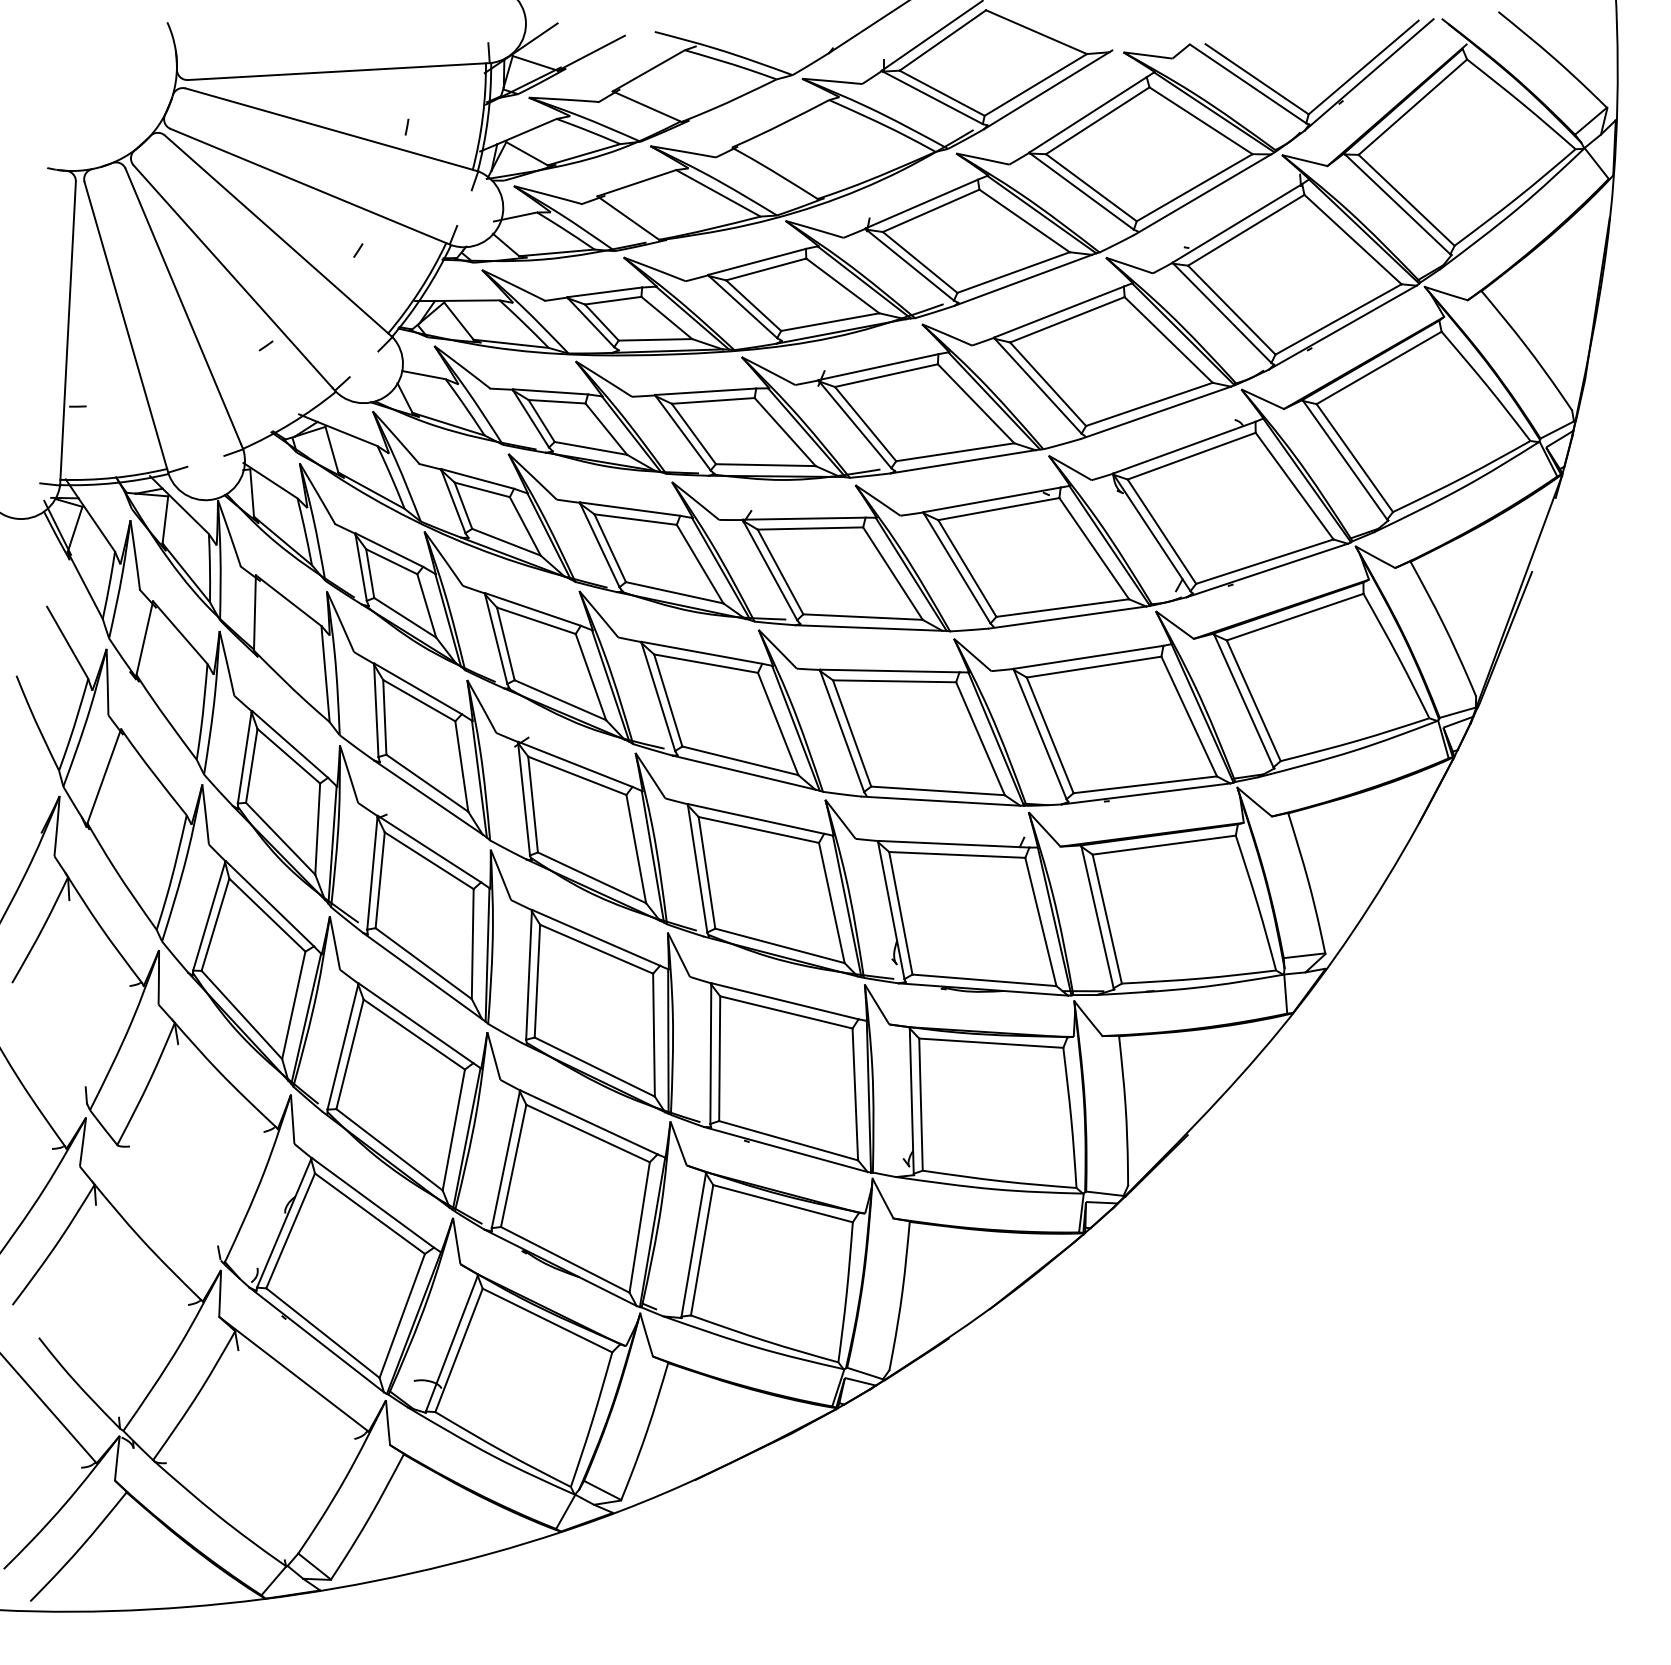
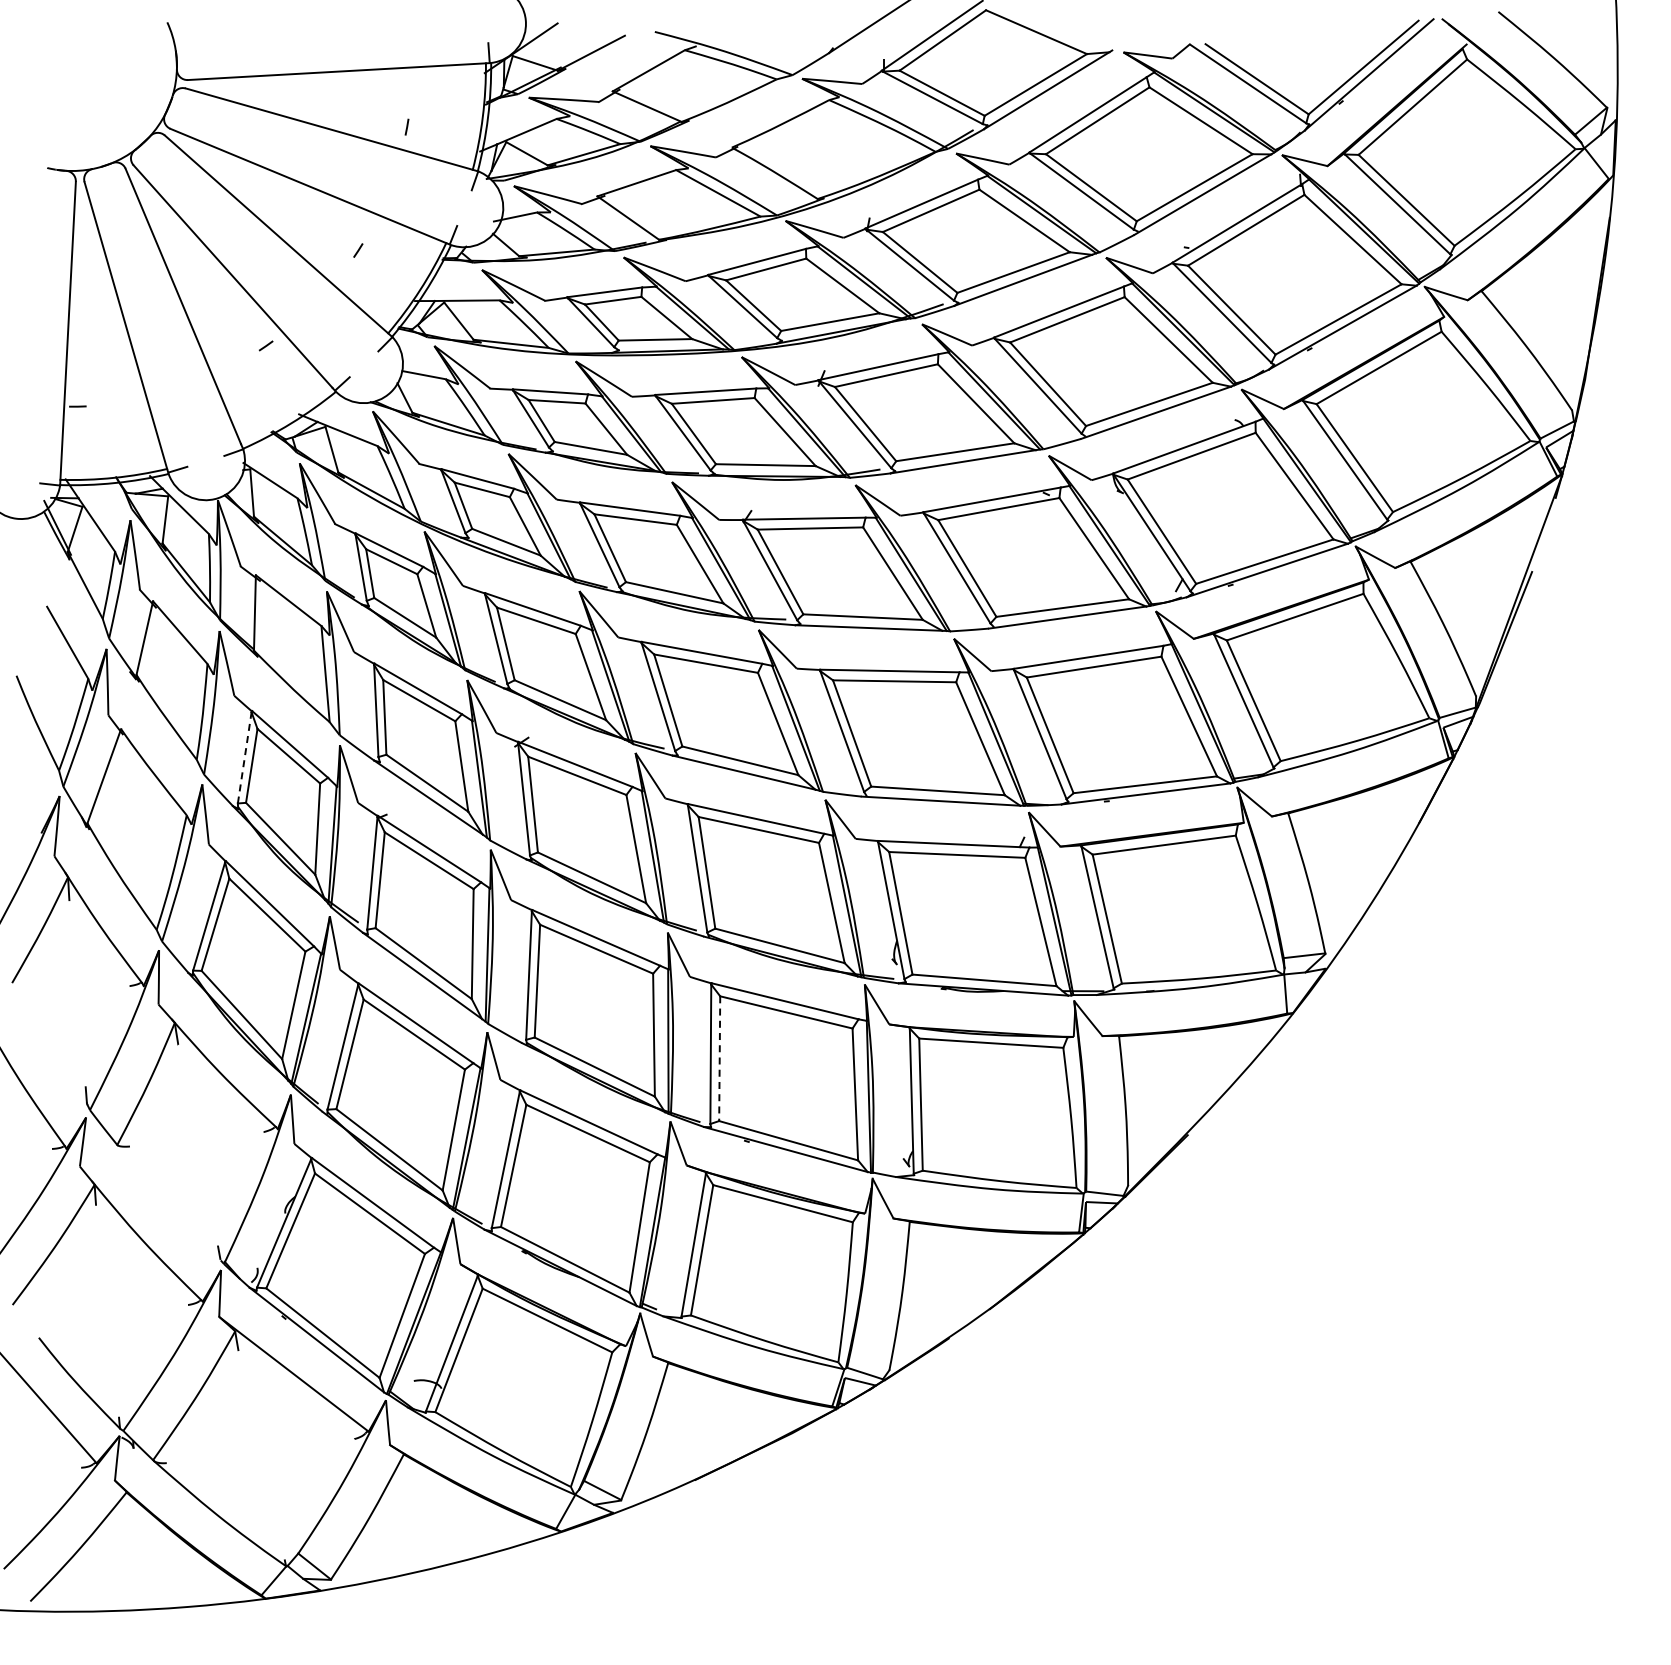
line: solid -> dashed (244, 757)
line: solid -> dashed (719, 1059)
